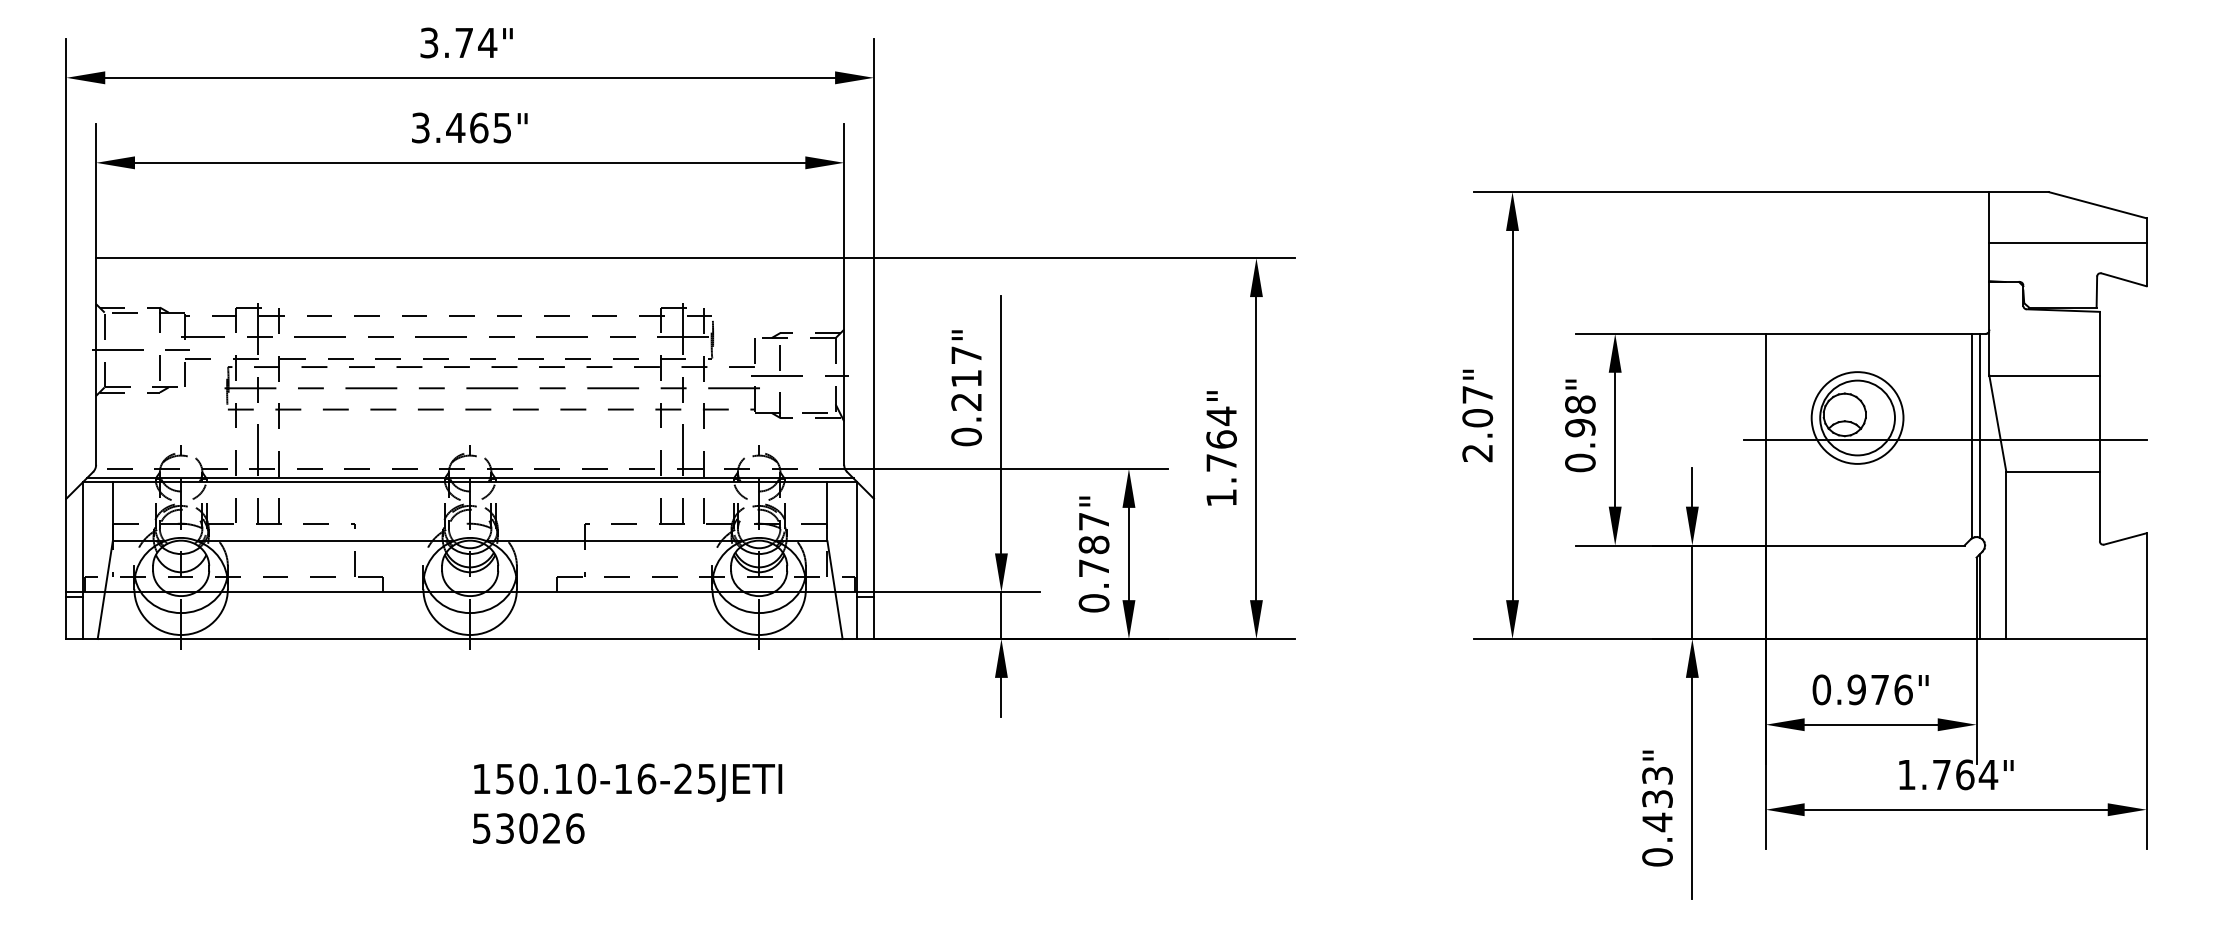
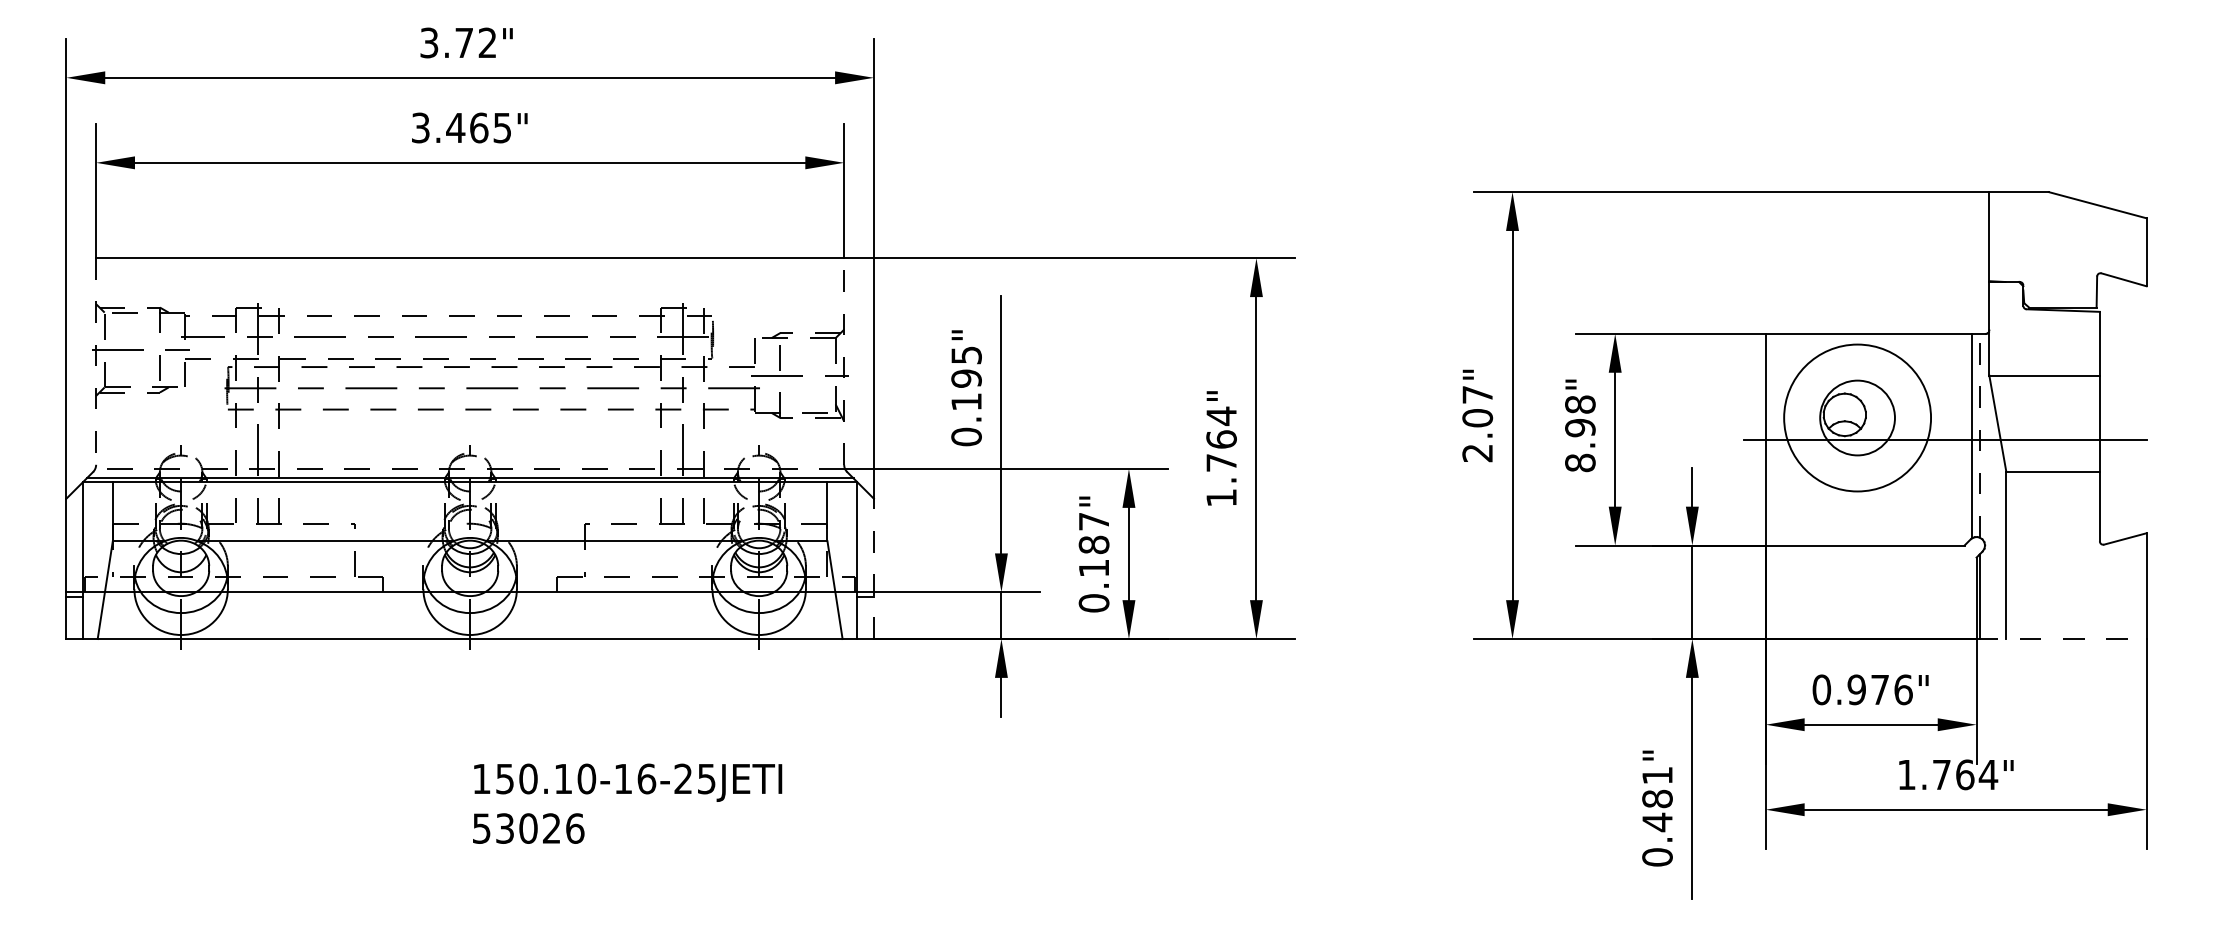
text: 3.74" -> 3.72" (487, 42)
line: present -> none (2067, 243)
line: solid -> dashed (844, 361)
line: solid -> dashed (96, 362)
text: 0.217" -> 0.195" (966, 378)
circle diameter: 92 px -> 147 px (1857, 417)
line: solid -> dashed (1979, 435)
text: 0.98" -> 8.98" (1580, 462)
text: 0.787" -> 0.187" (1093, 567)
line: solid -> dashed (873, 568)
line: solid -> dashed (2062, 639)
text: 0.433" -> 0.481" (1657, 787)
